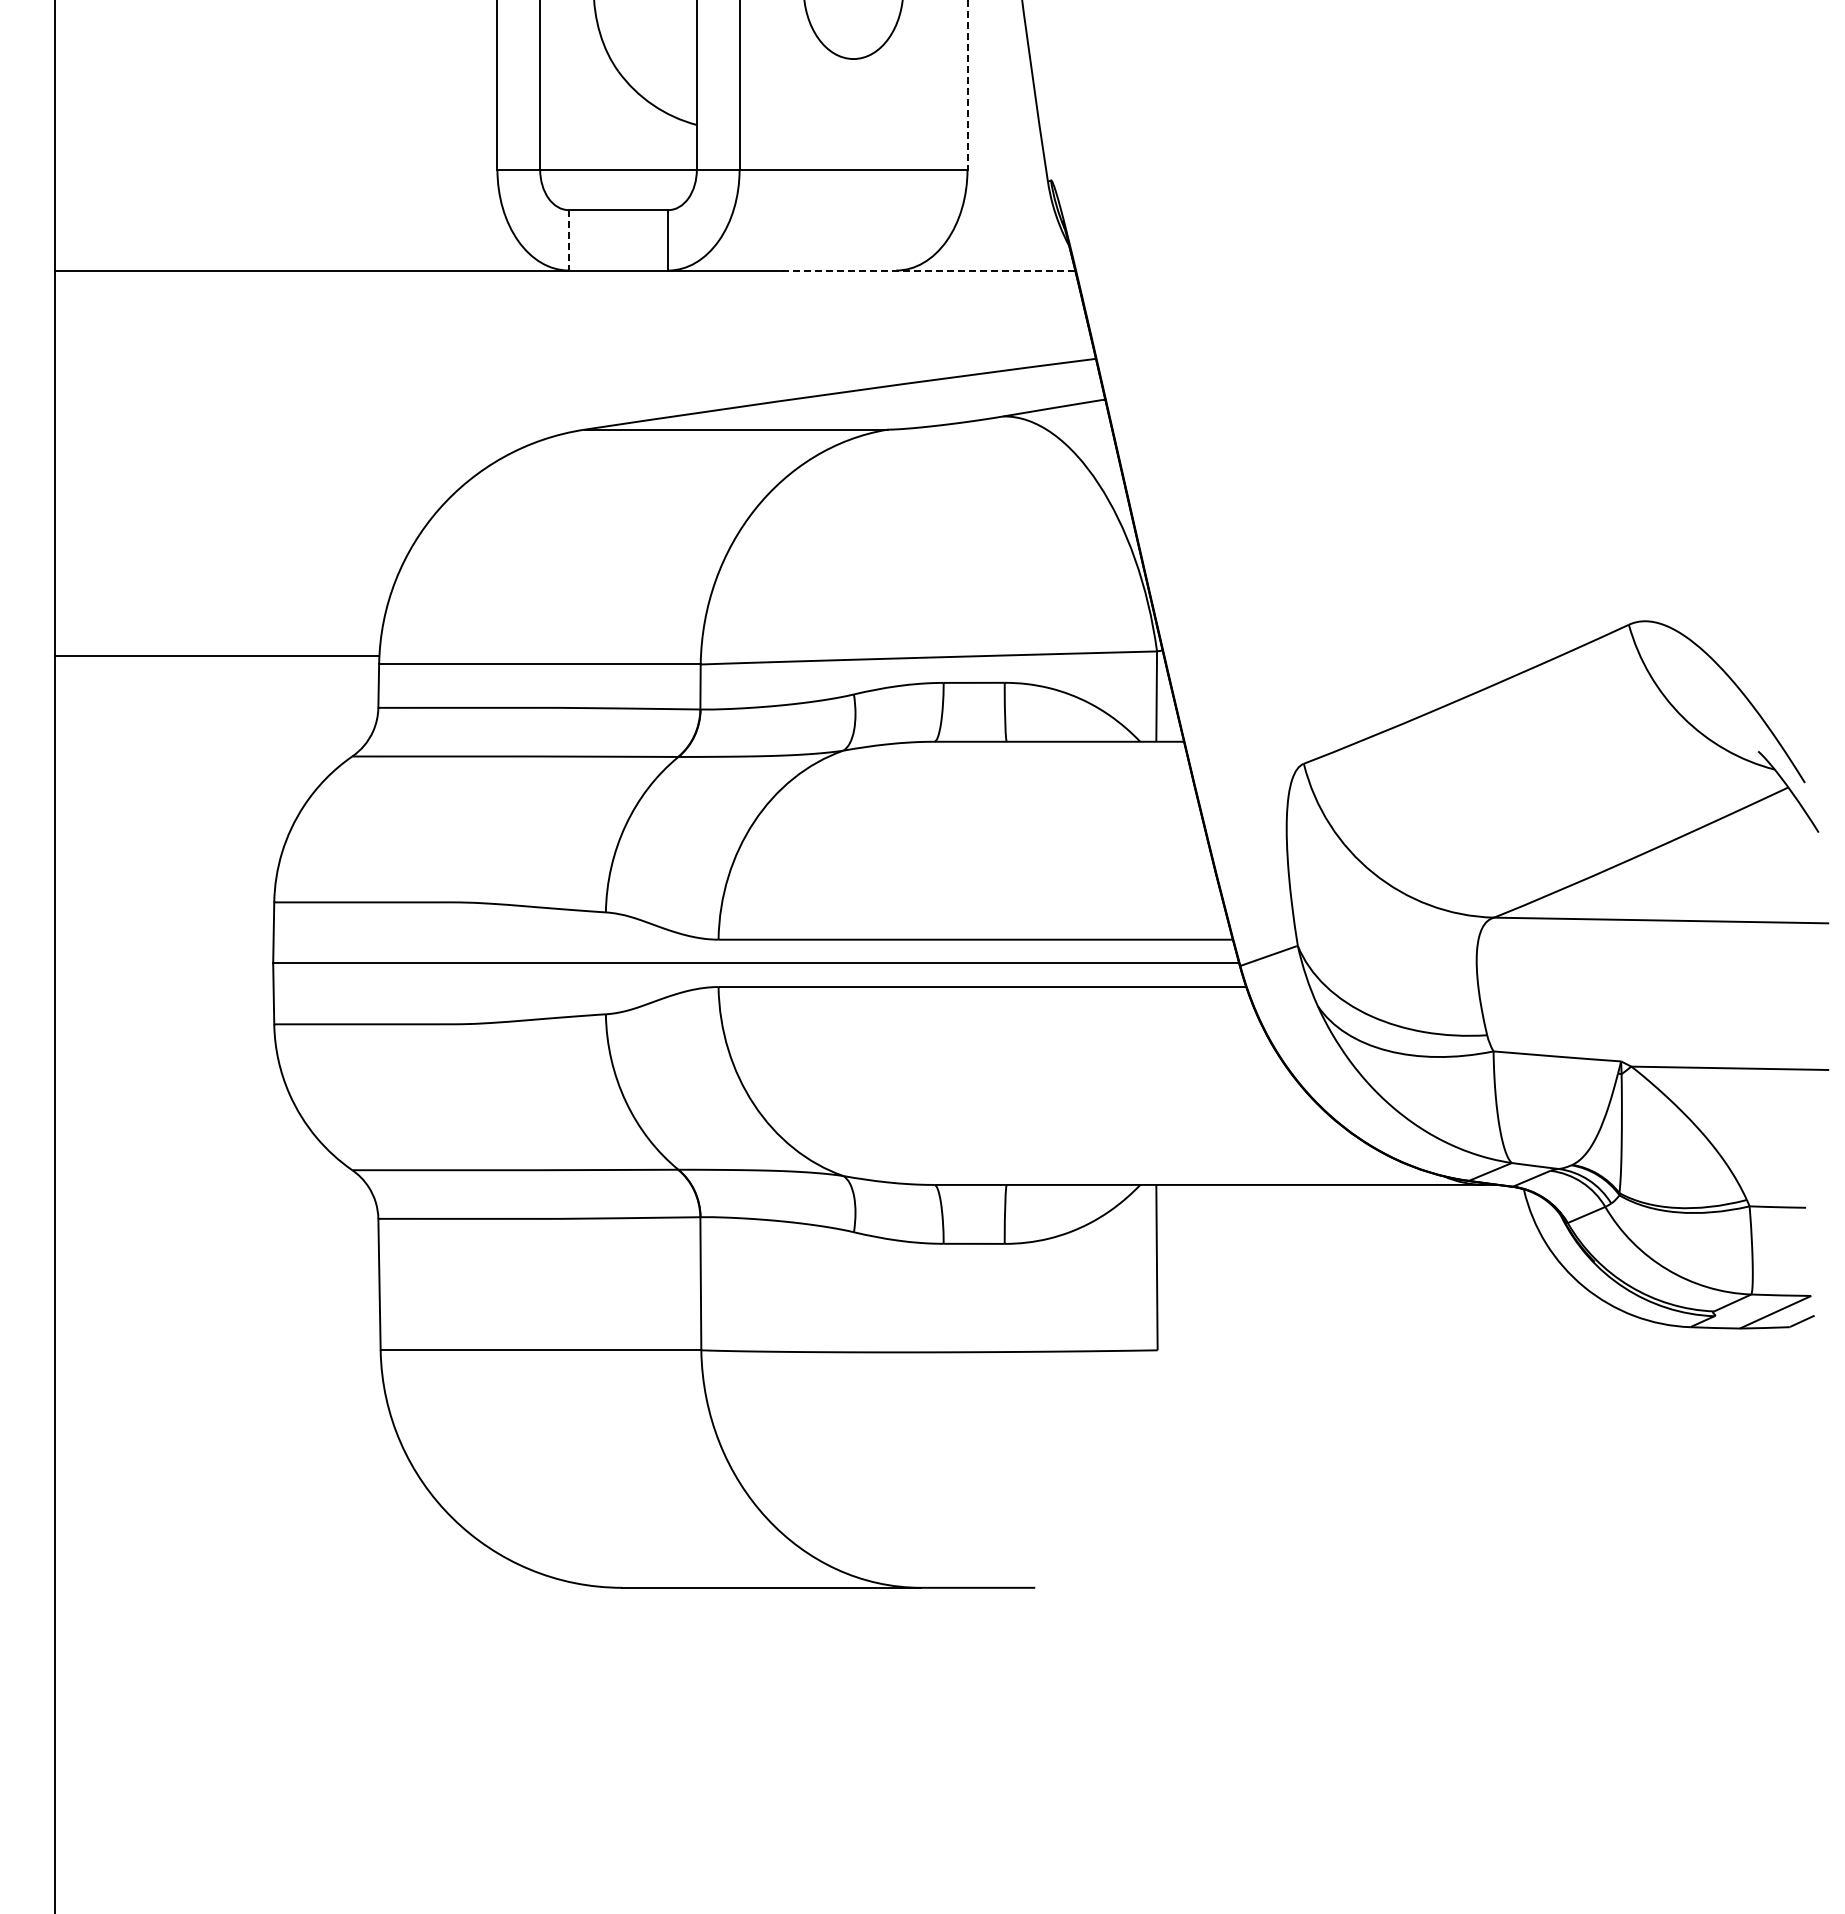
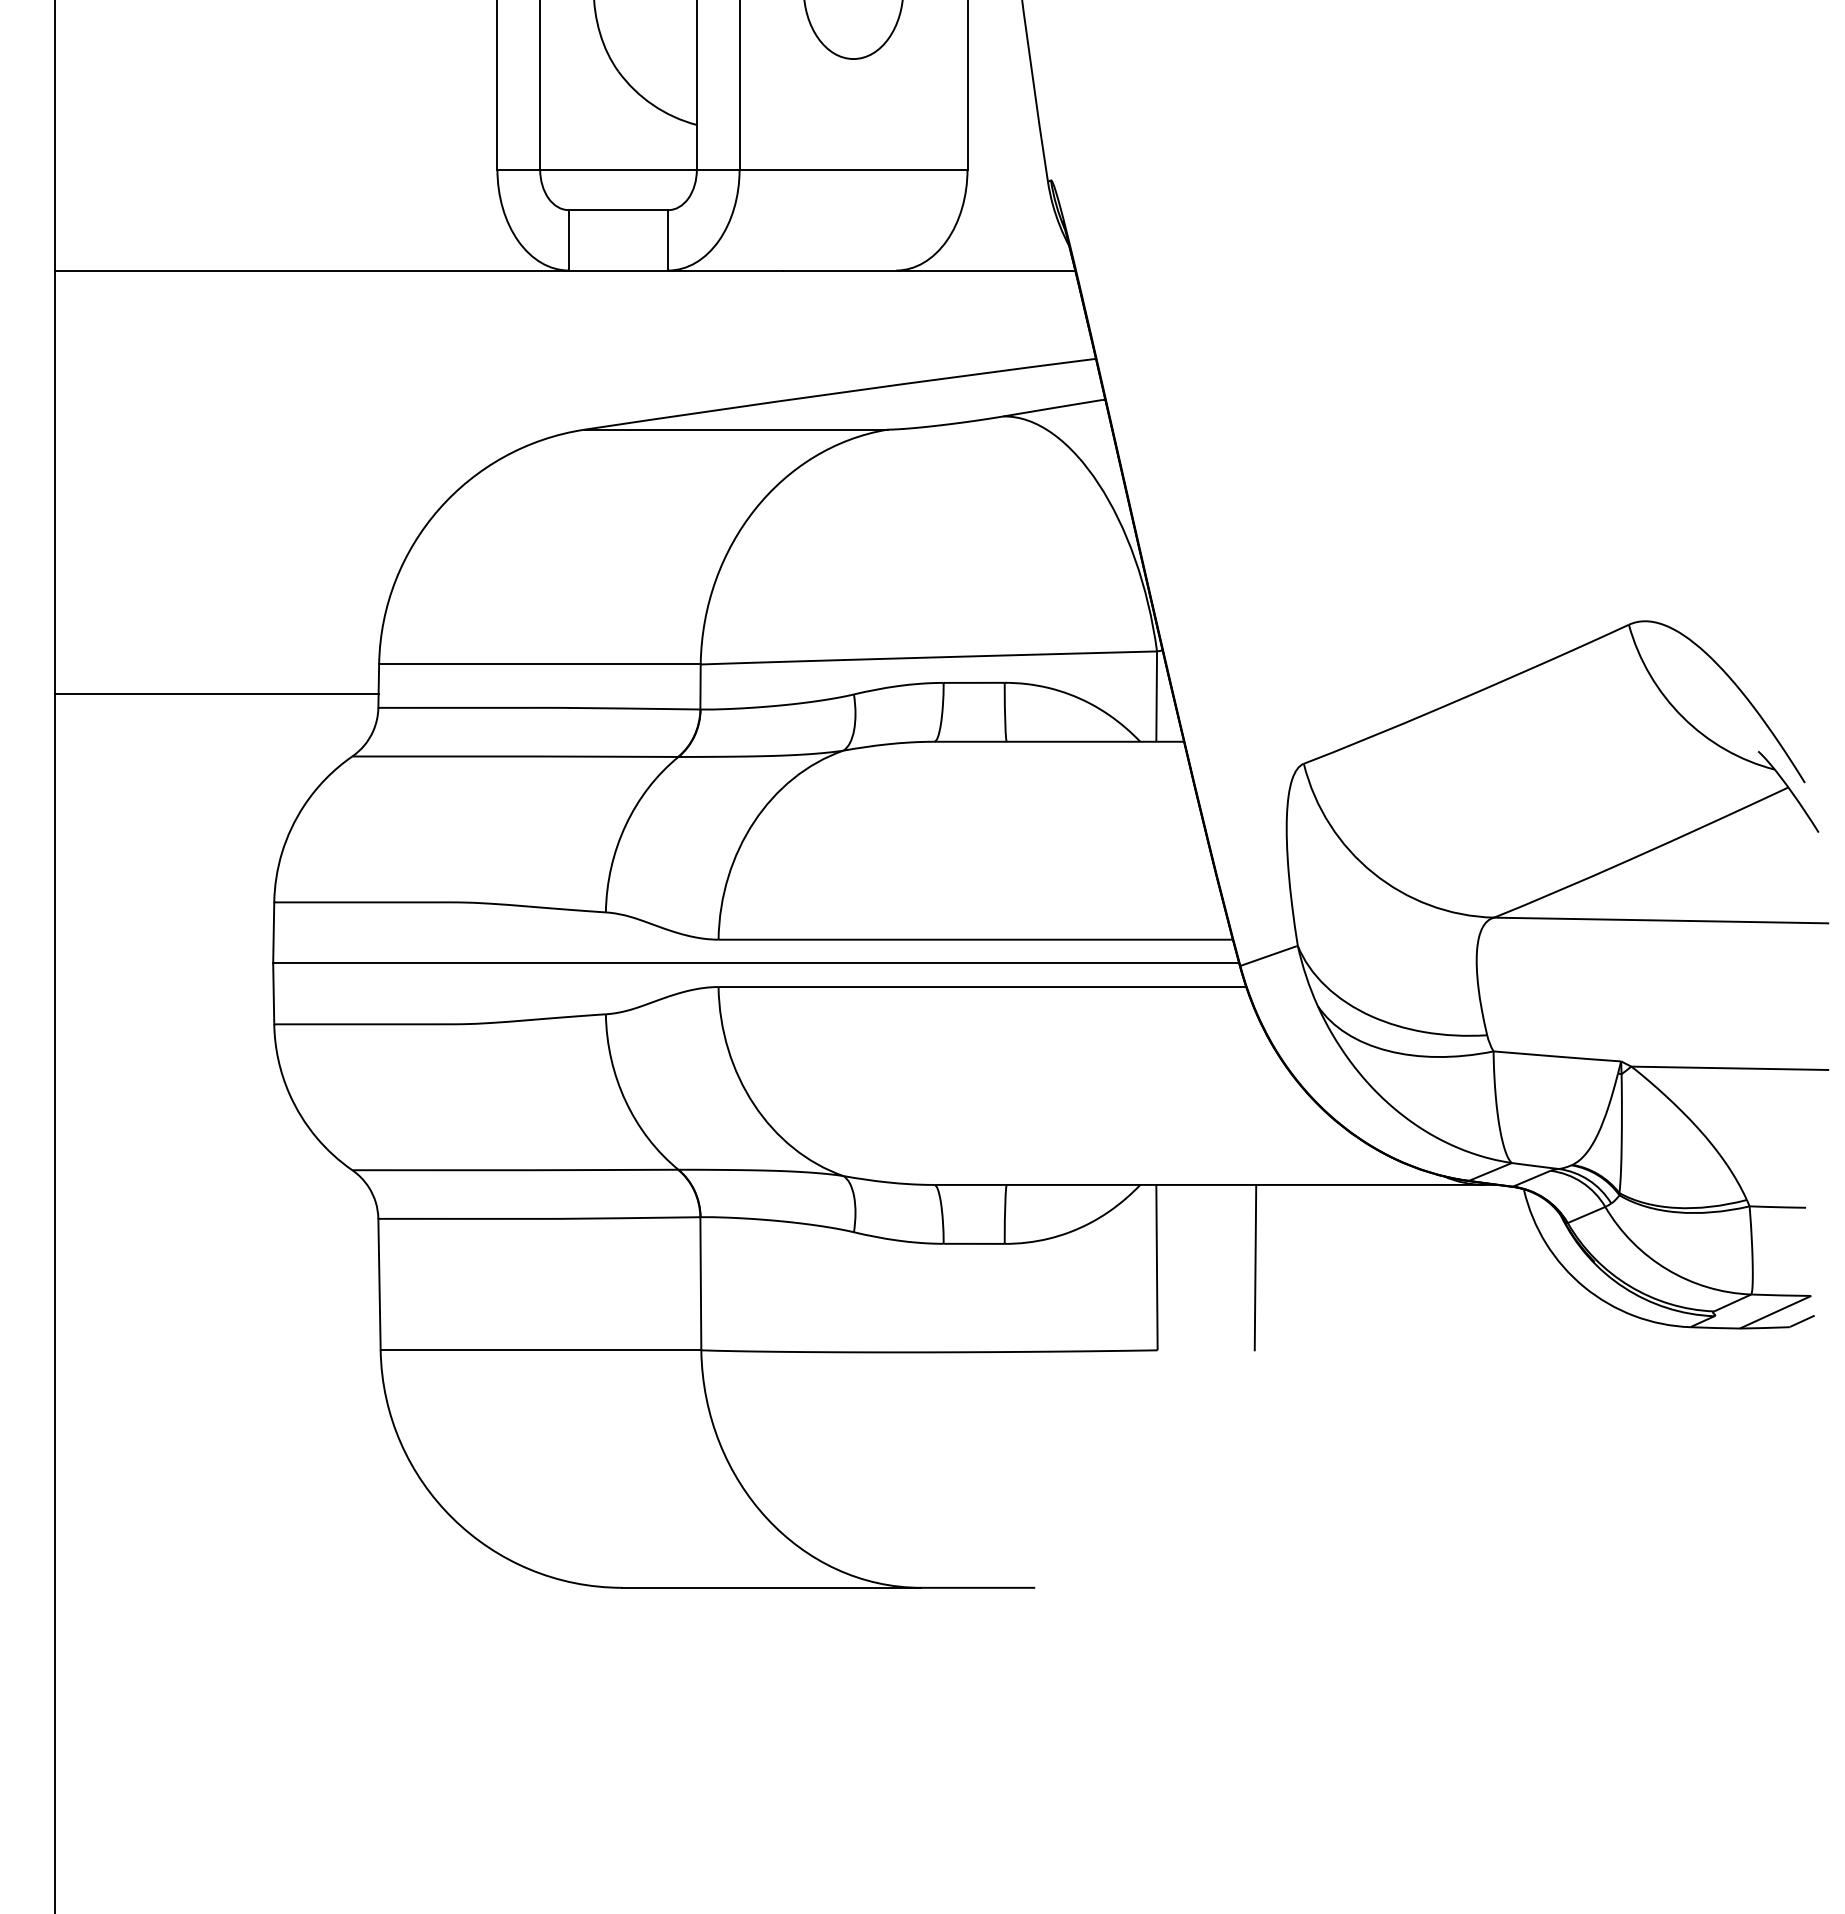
line: dashed -> solid (967, 85)
line: dashed -> solid (568, 240)
line: dashed -> solid (928, 270)
line position: (216, 656) -> (216, 694) (216, 694)
line: none -> present (1255, 1267)
